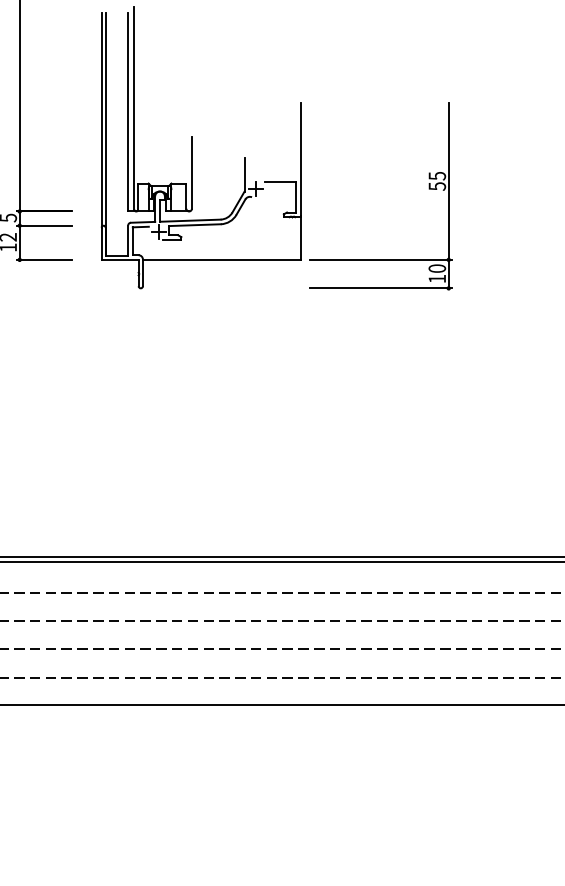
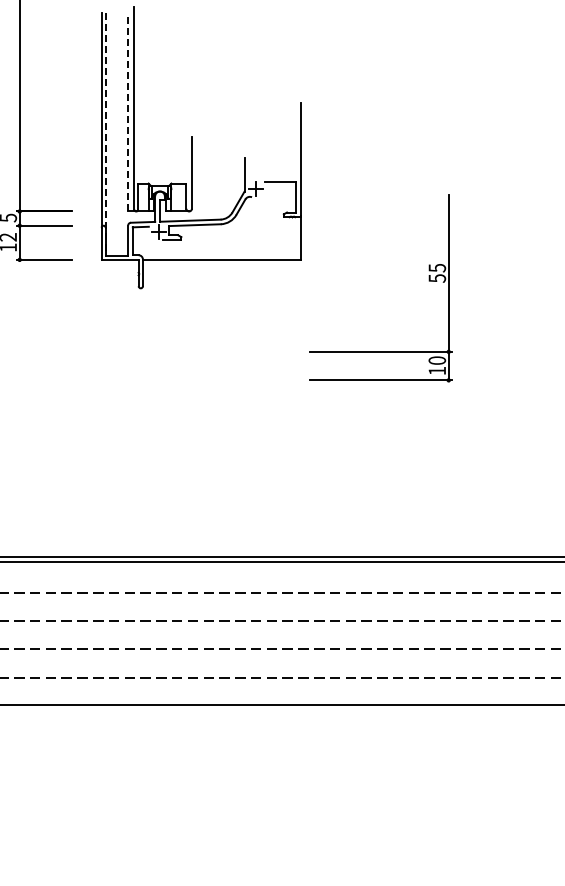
line: solid -> dashed (128, 111)
line: solid -> dashed (106, 134)
part position: (428, 188) -> (428, 280) (428, 280)
